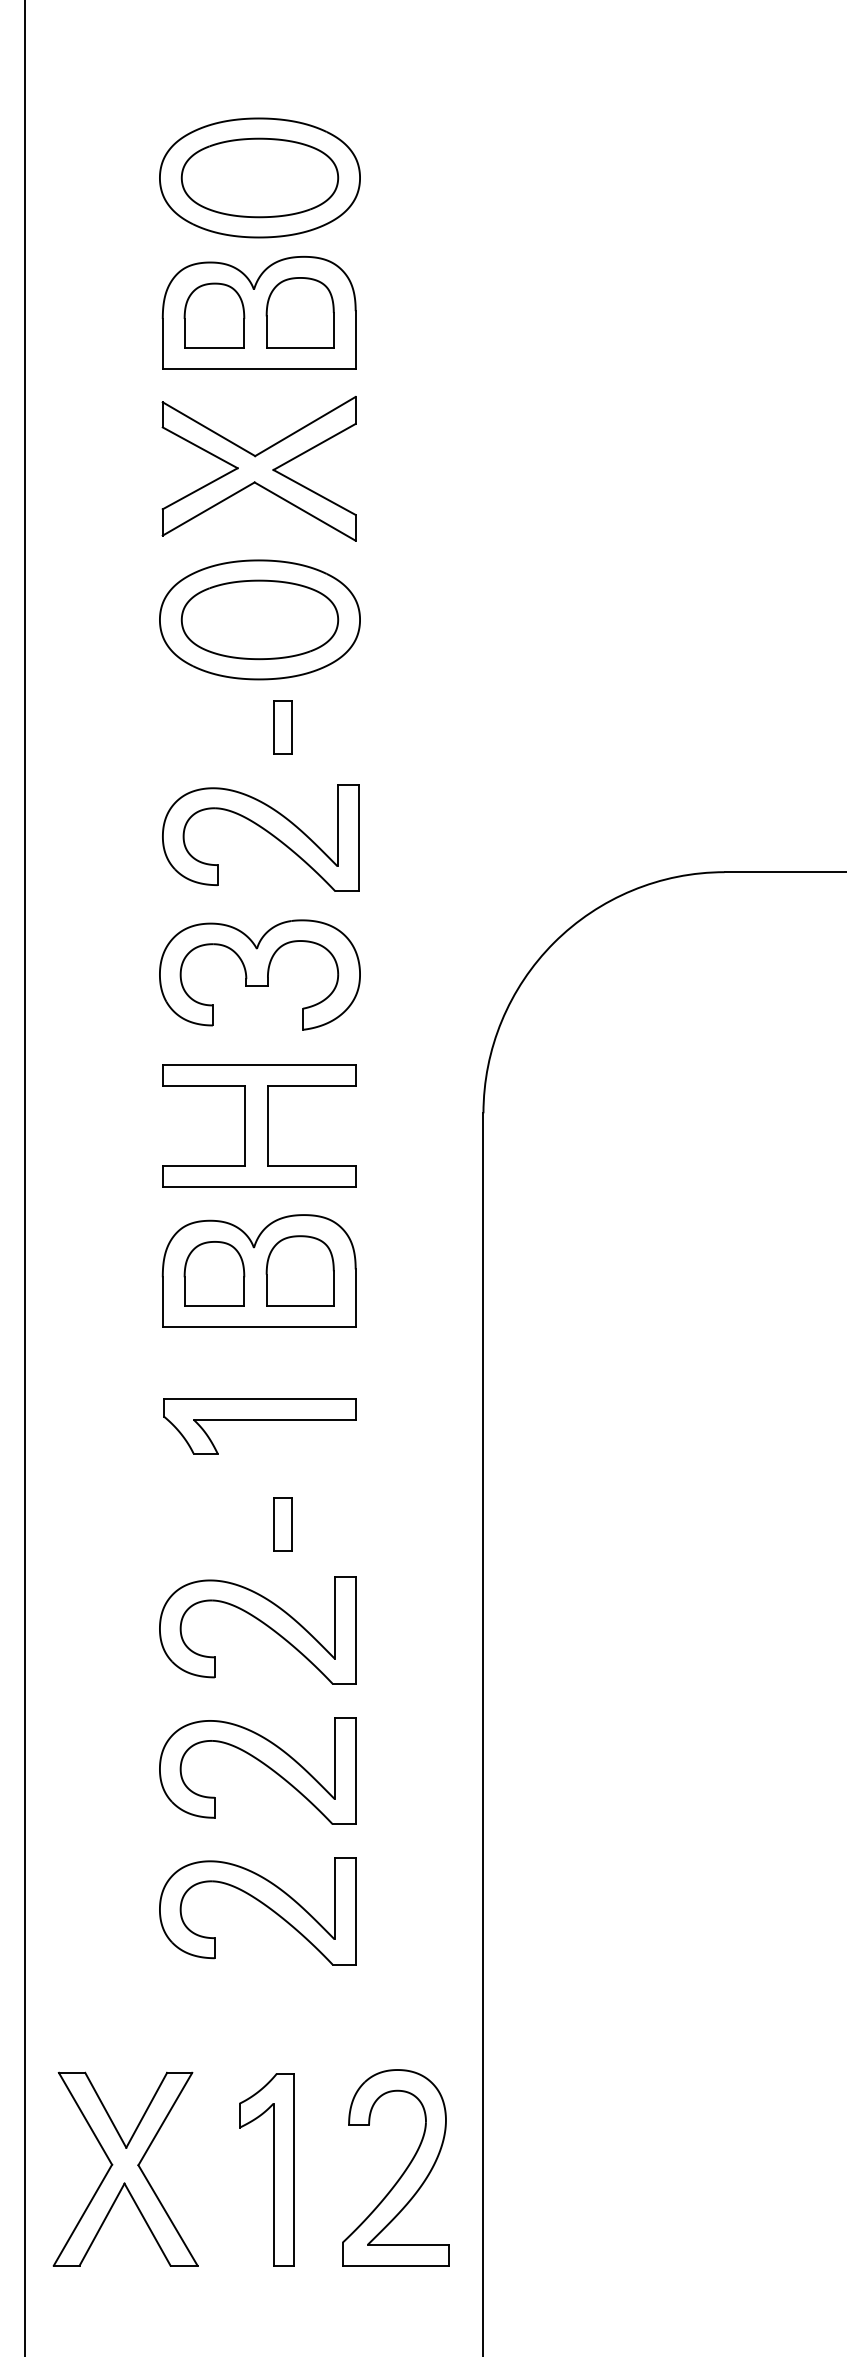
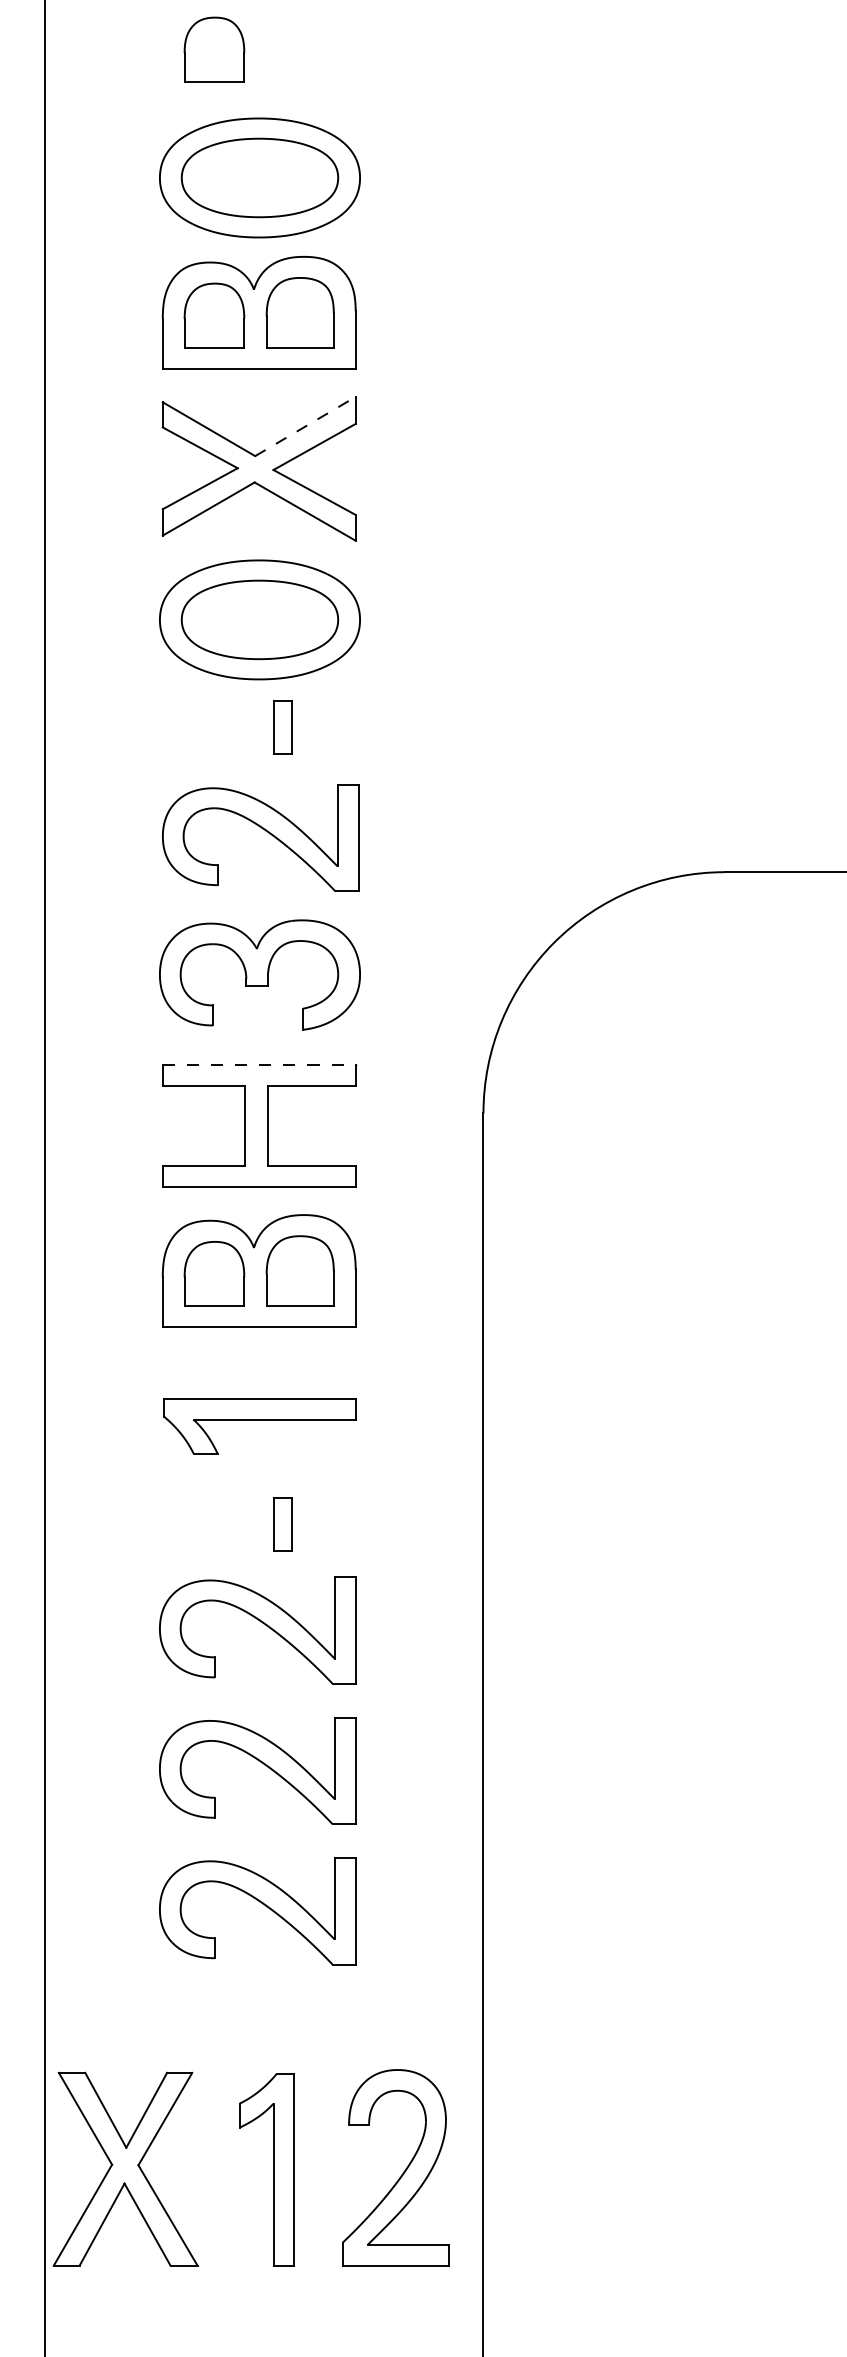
part: none -> present (214, 49)
line: solid -> dashed (305, 426)
line: solid -> dashed (259, 1065)
line position: (25, 1177) -> (45, 1177) (45, 1177)
